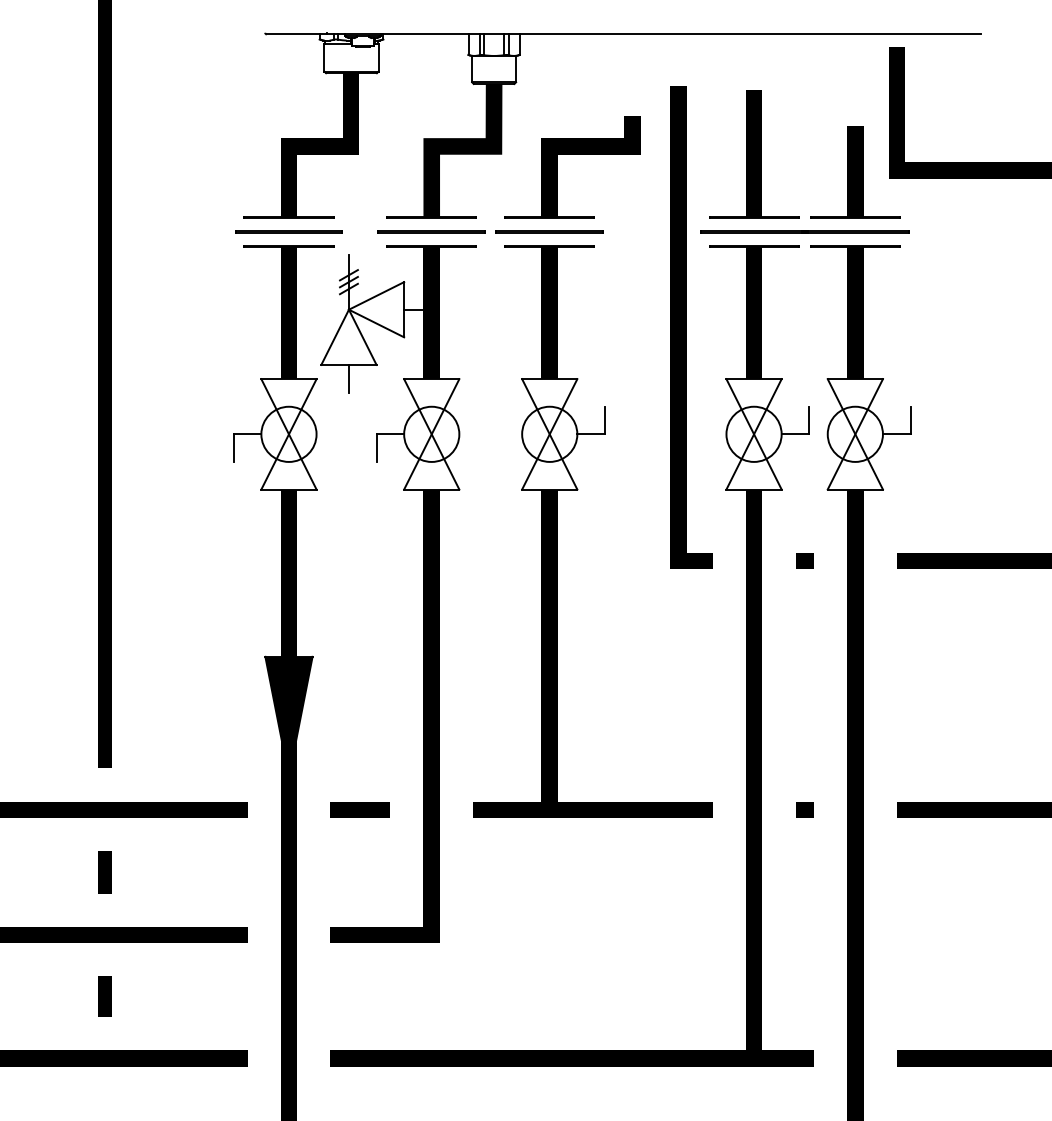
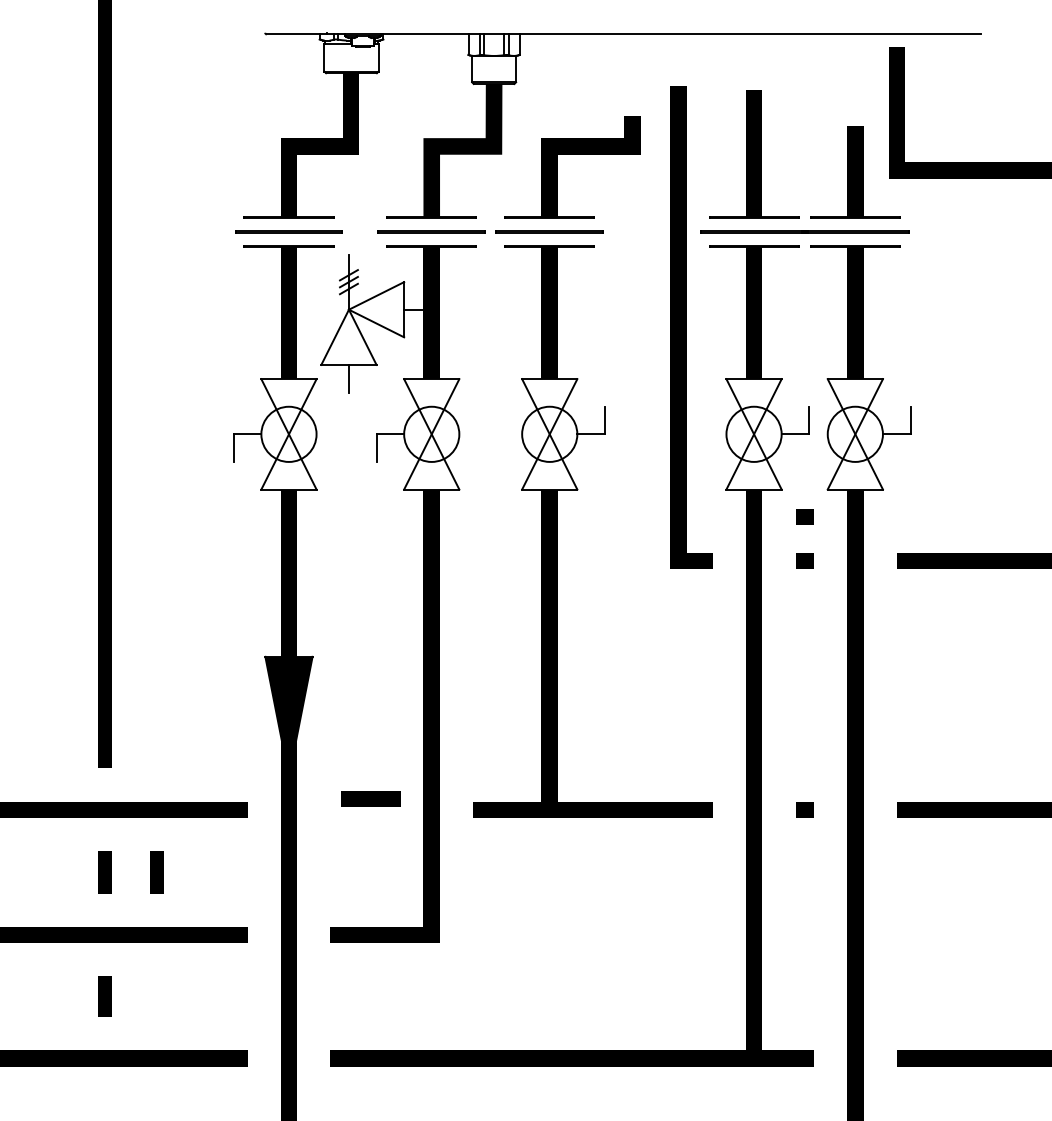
line: none -> present (804, 516)
line position: (359, 809) -> (370, 798) (370, 798)
line: none -> present (156, 872)
